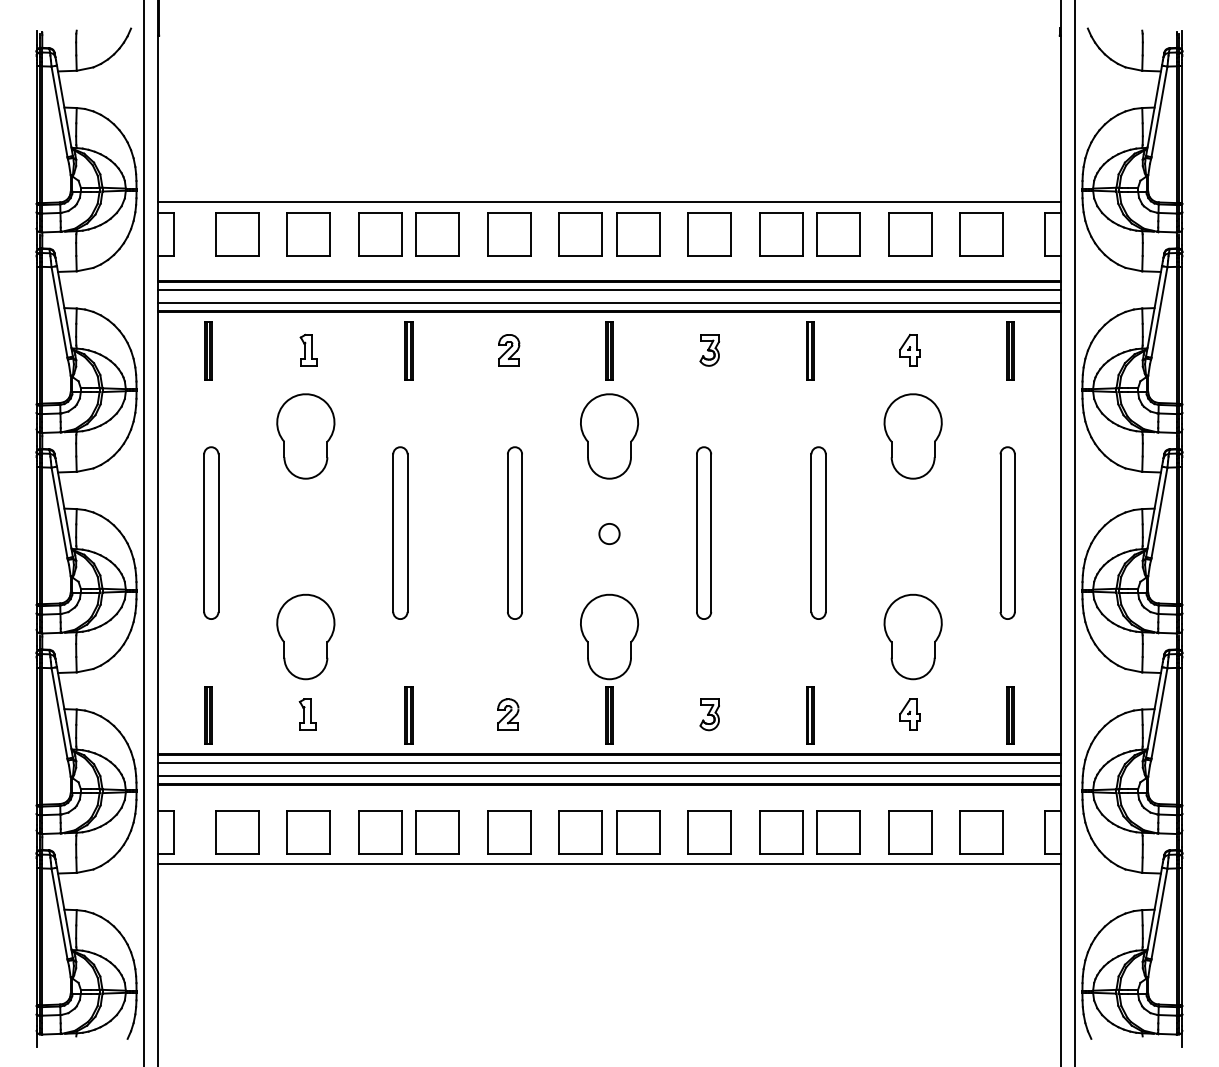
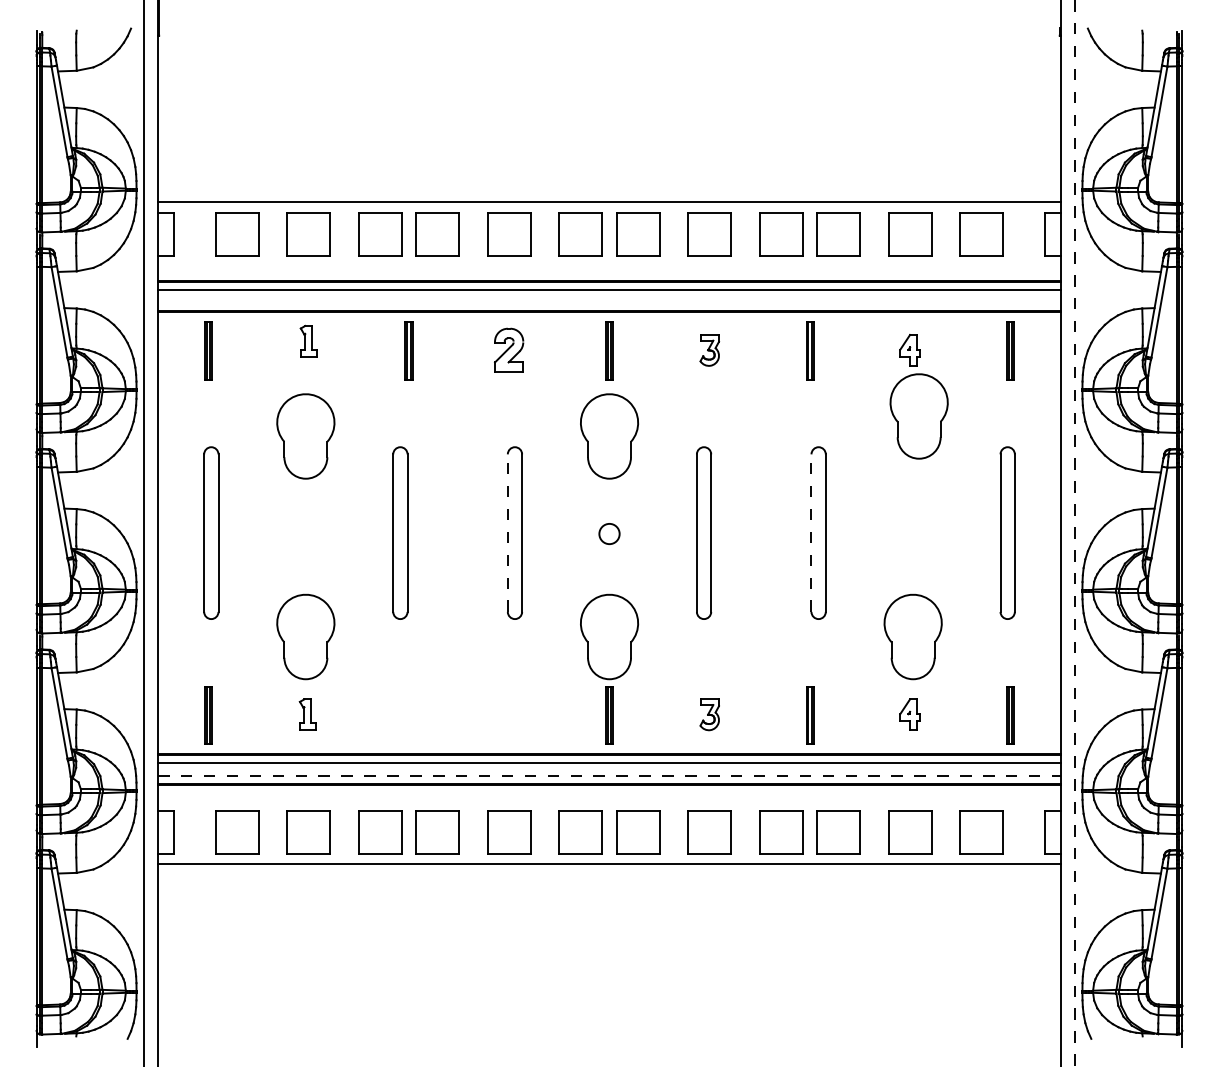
line: present -> none (609, 302)
part position: (308, 349) -> (308, 340) (308, 340)
part size: 23x33 px -> 31x46 px (509, 349)
part position: (912, 436) -> (918, 416) (918, 416)
line: solid -> dashed (507, 533)
line: solid -> dashed (811, 533)
line: solid -> dashed (1074, 533)
part: present -> none (508, 714)
part: present -> none (408, 715)
line: solid -> dashed (610, 776)
